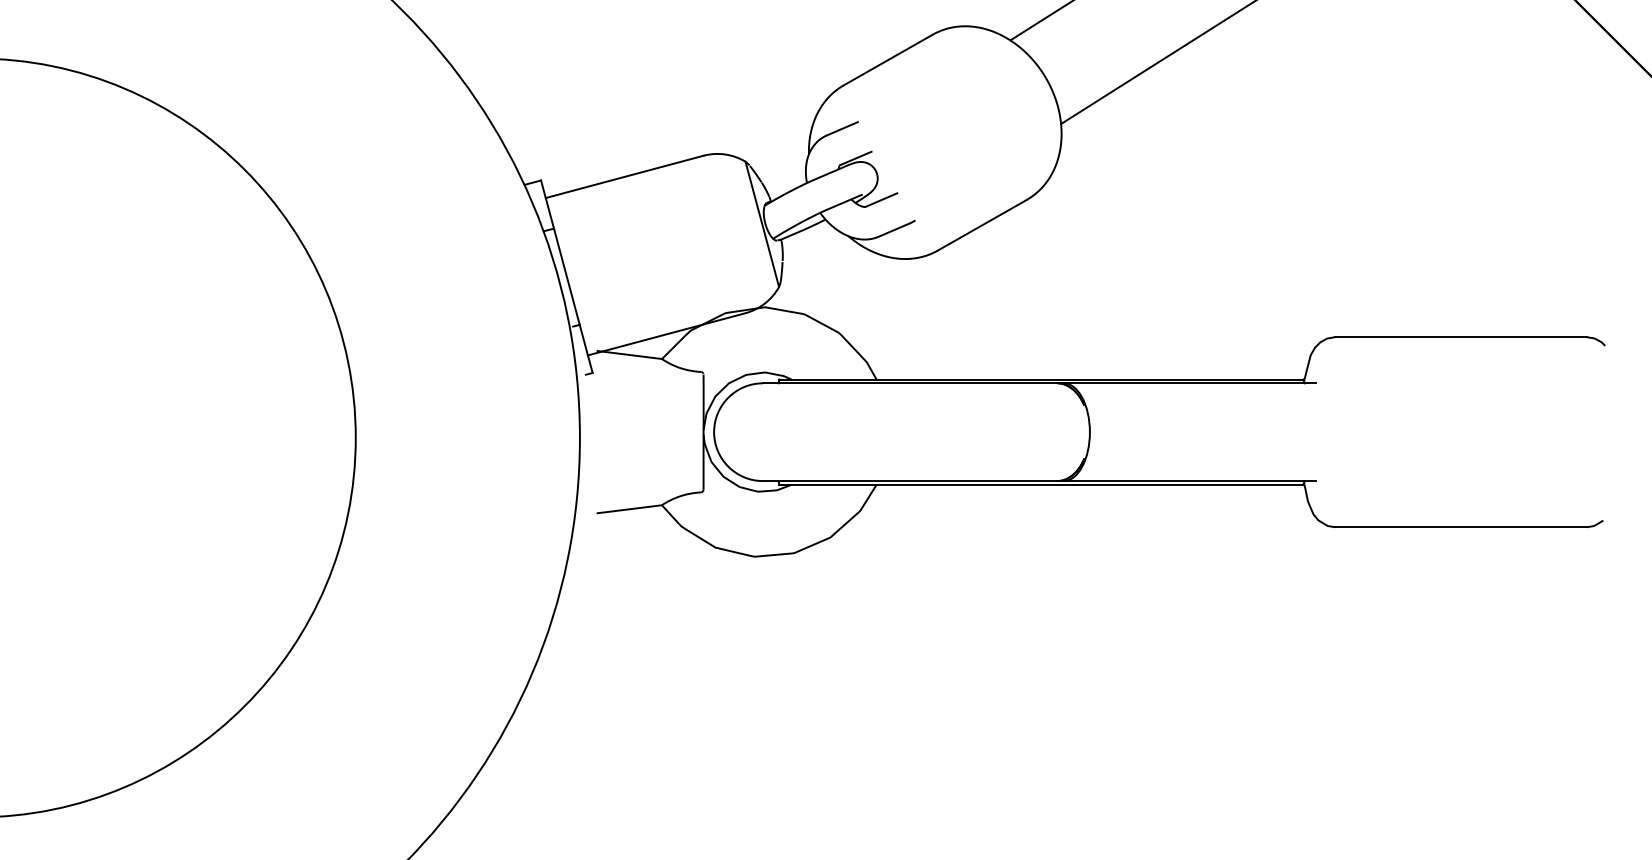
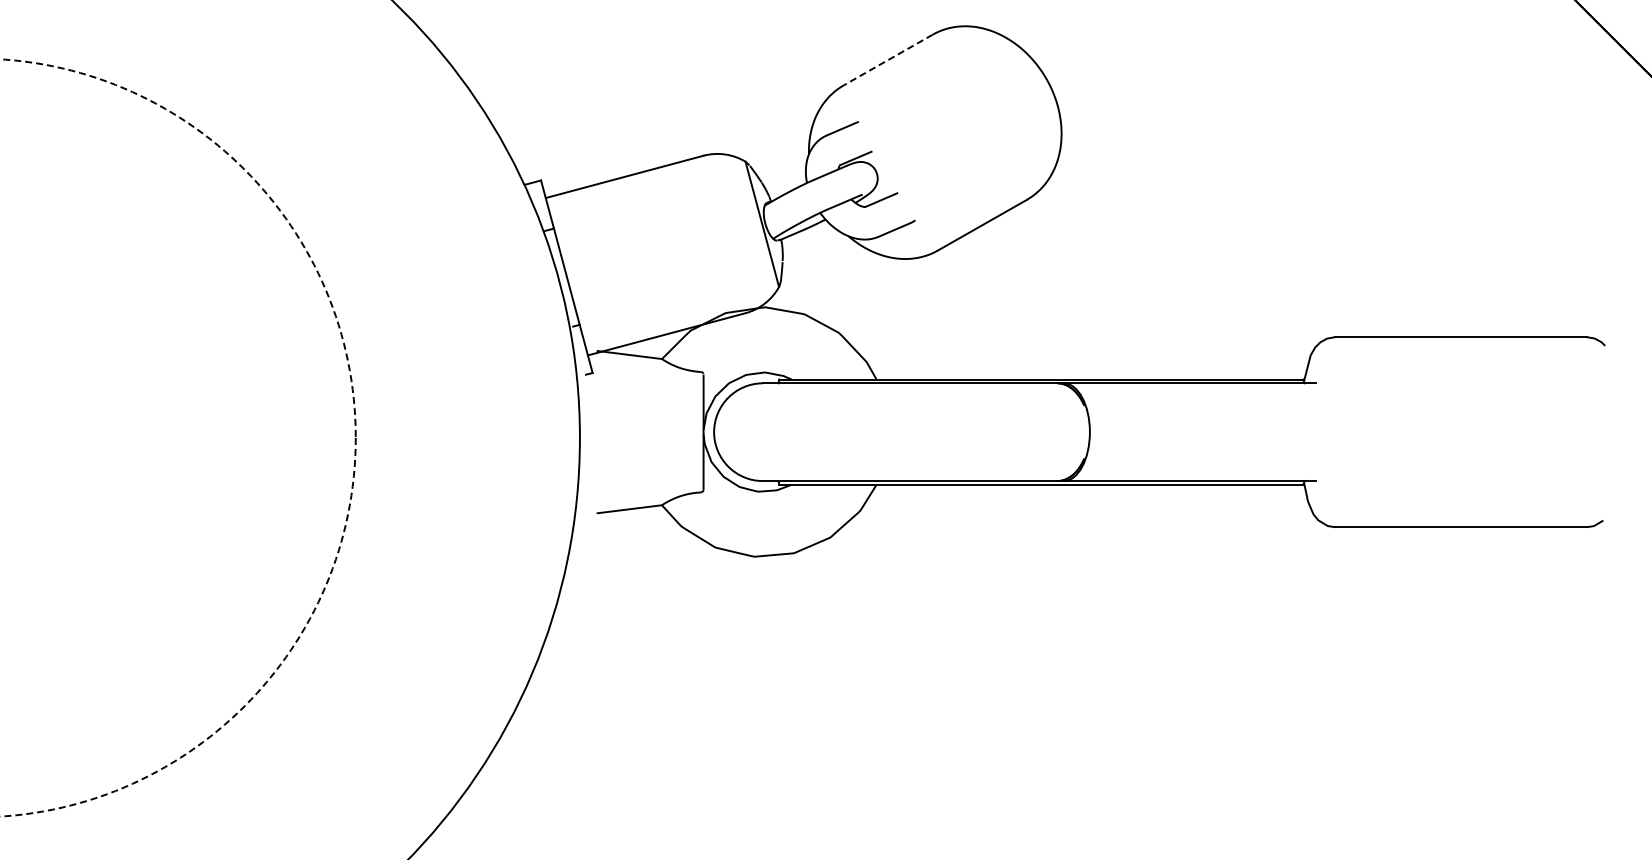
line: present -> none (1040, 21)
line: solid -> dashed (887, 60)
line: present -> none (1157, 63)
circle: solid -> dashed (177, 437)
